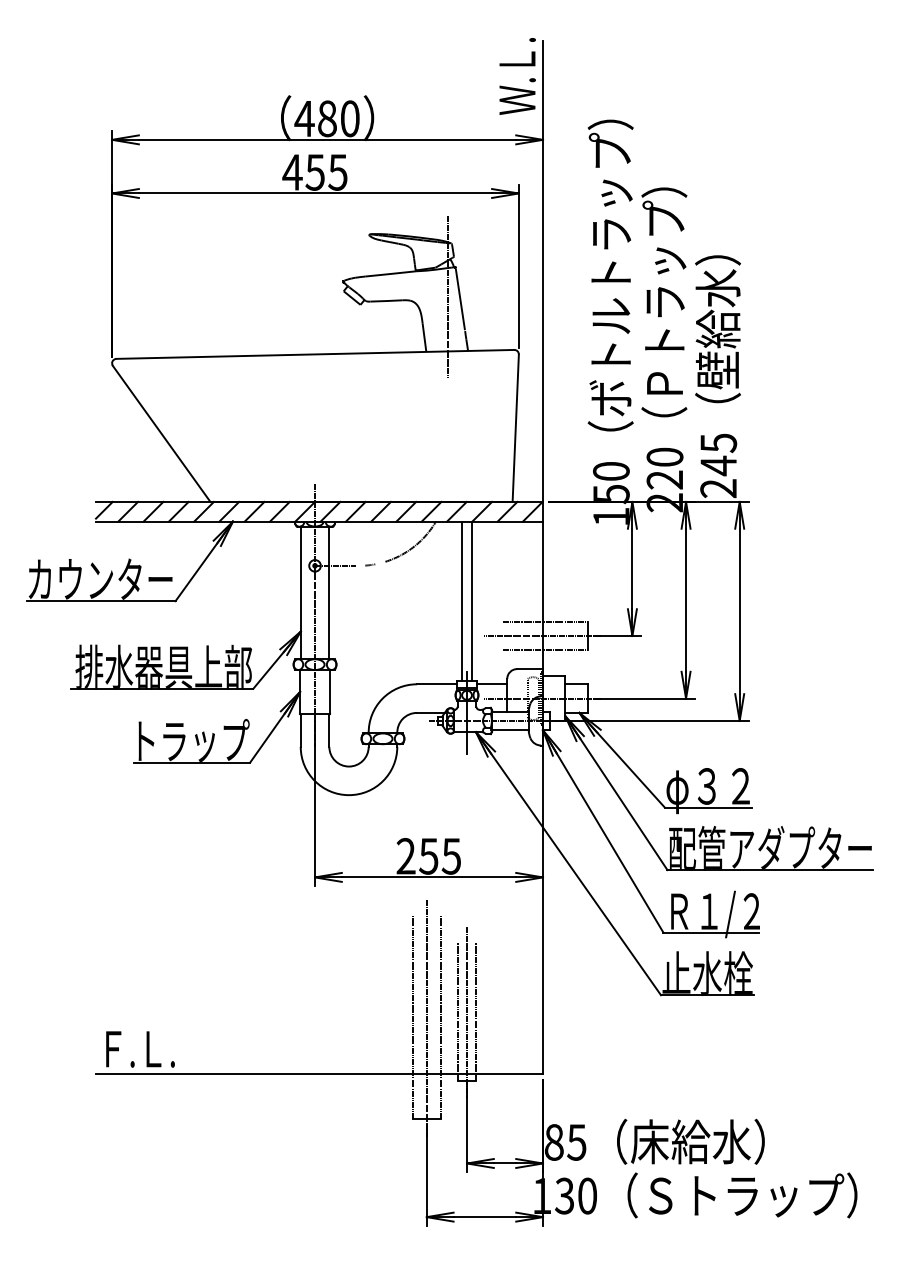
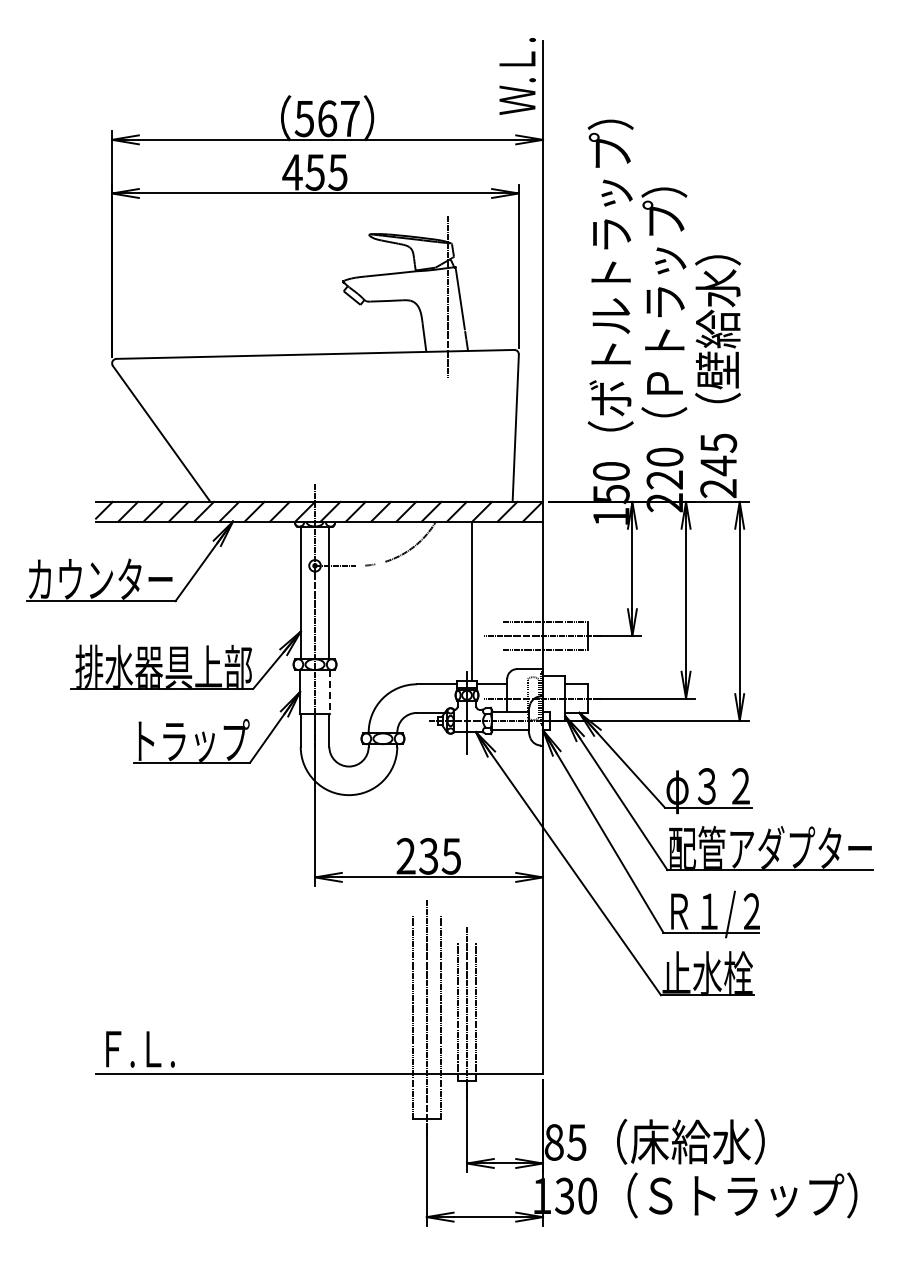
text: 480 -> 567 (326, 118)
line: present -> none (462, 601)
line: solid -> dashed (329, 692)
text: 255 -> 235 (428, 856)
